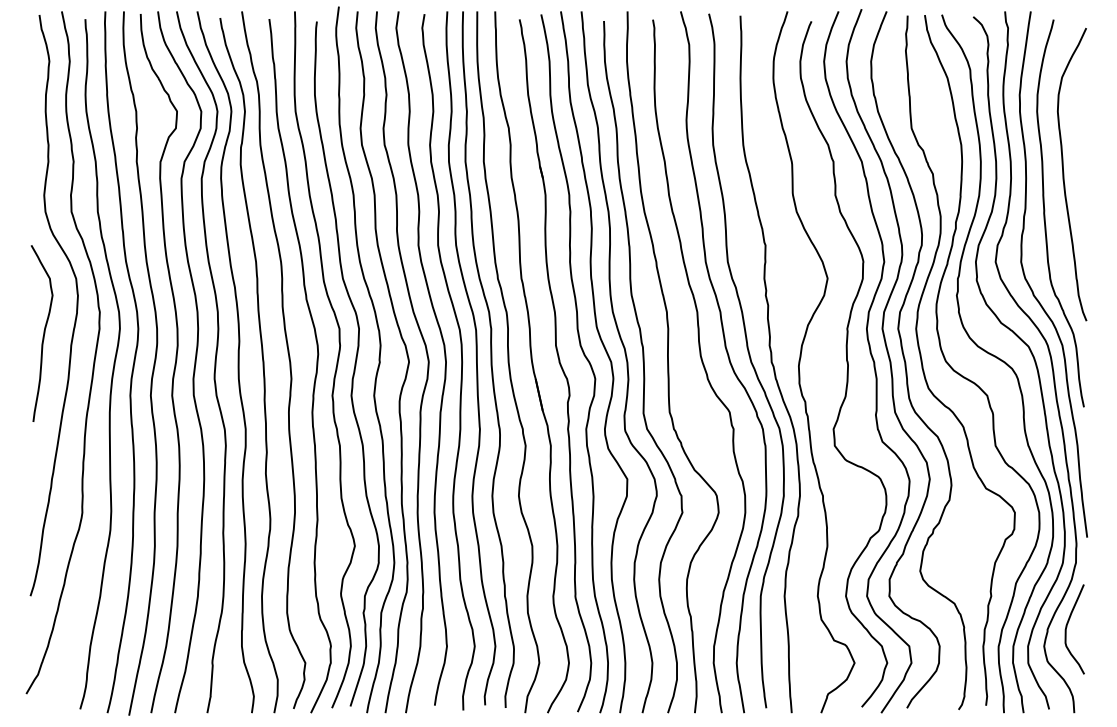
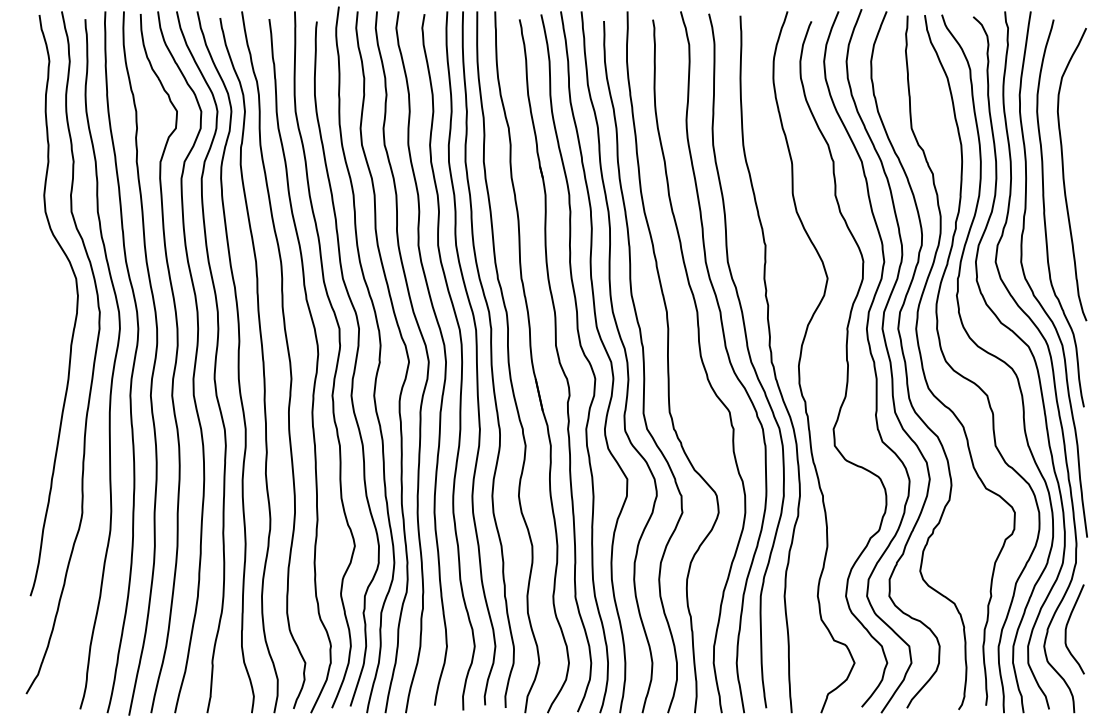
curve: present -> none (43, 333)
